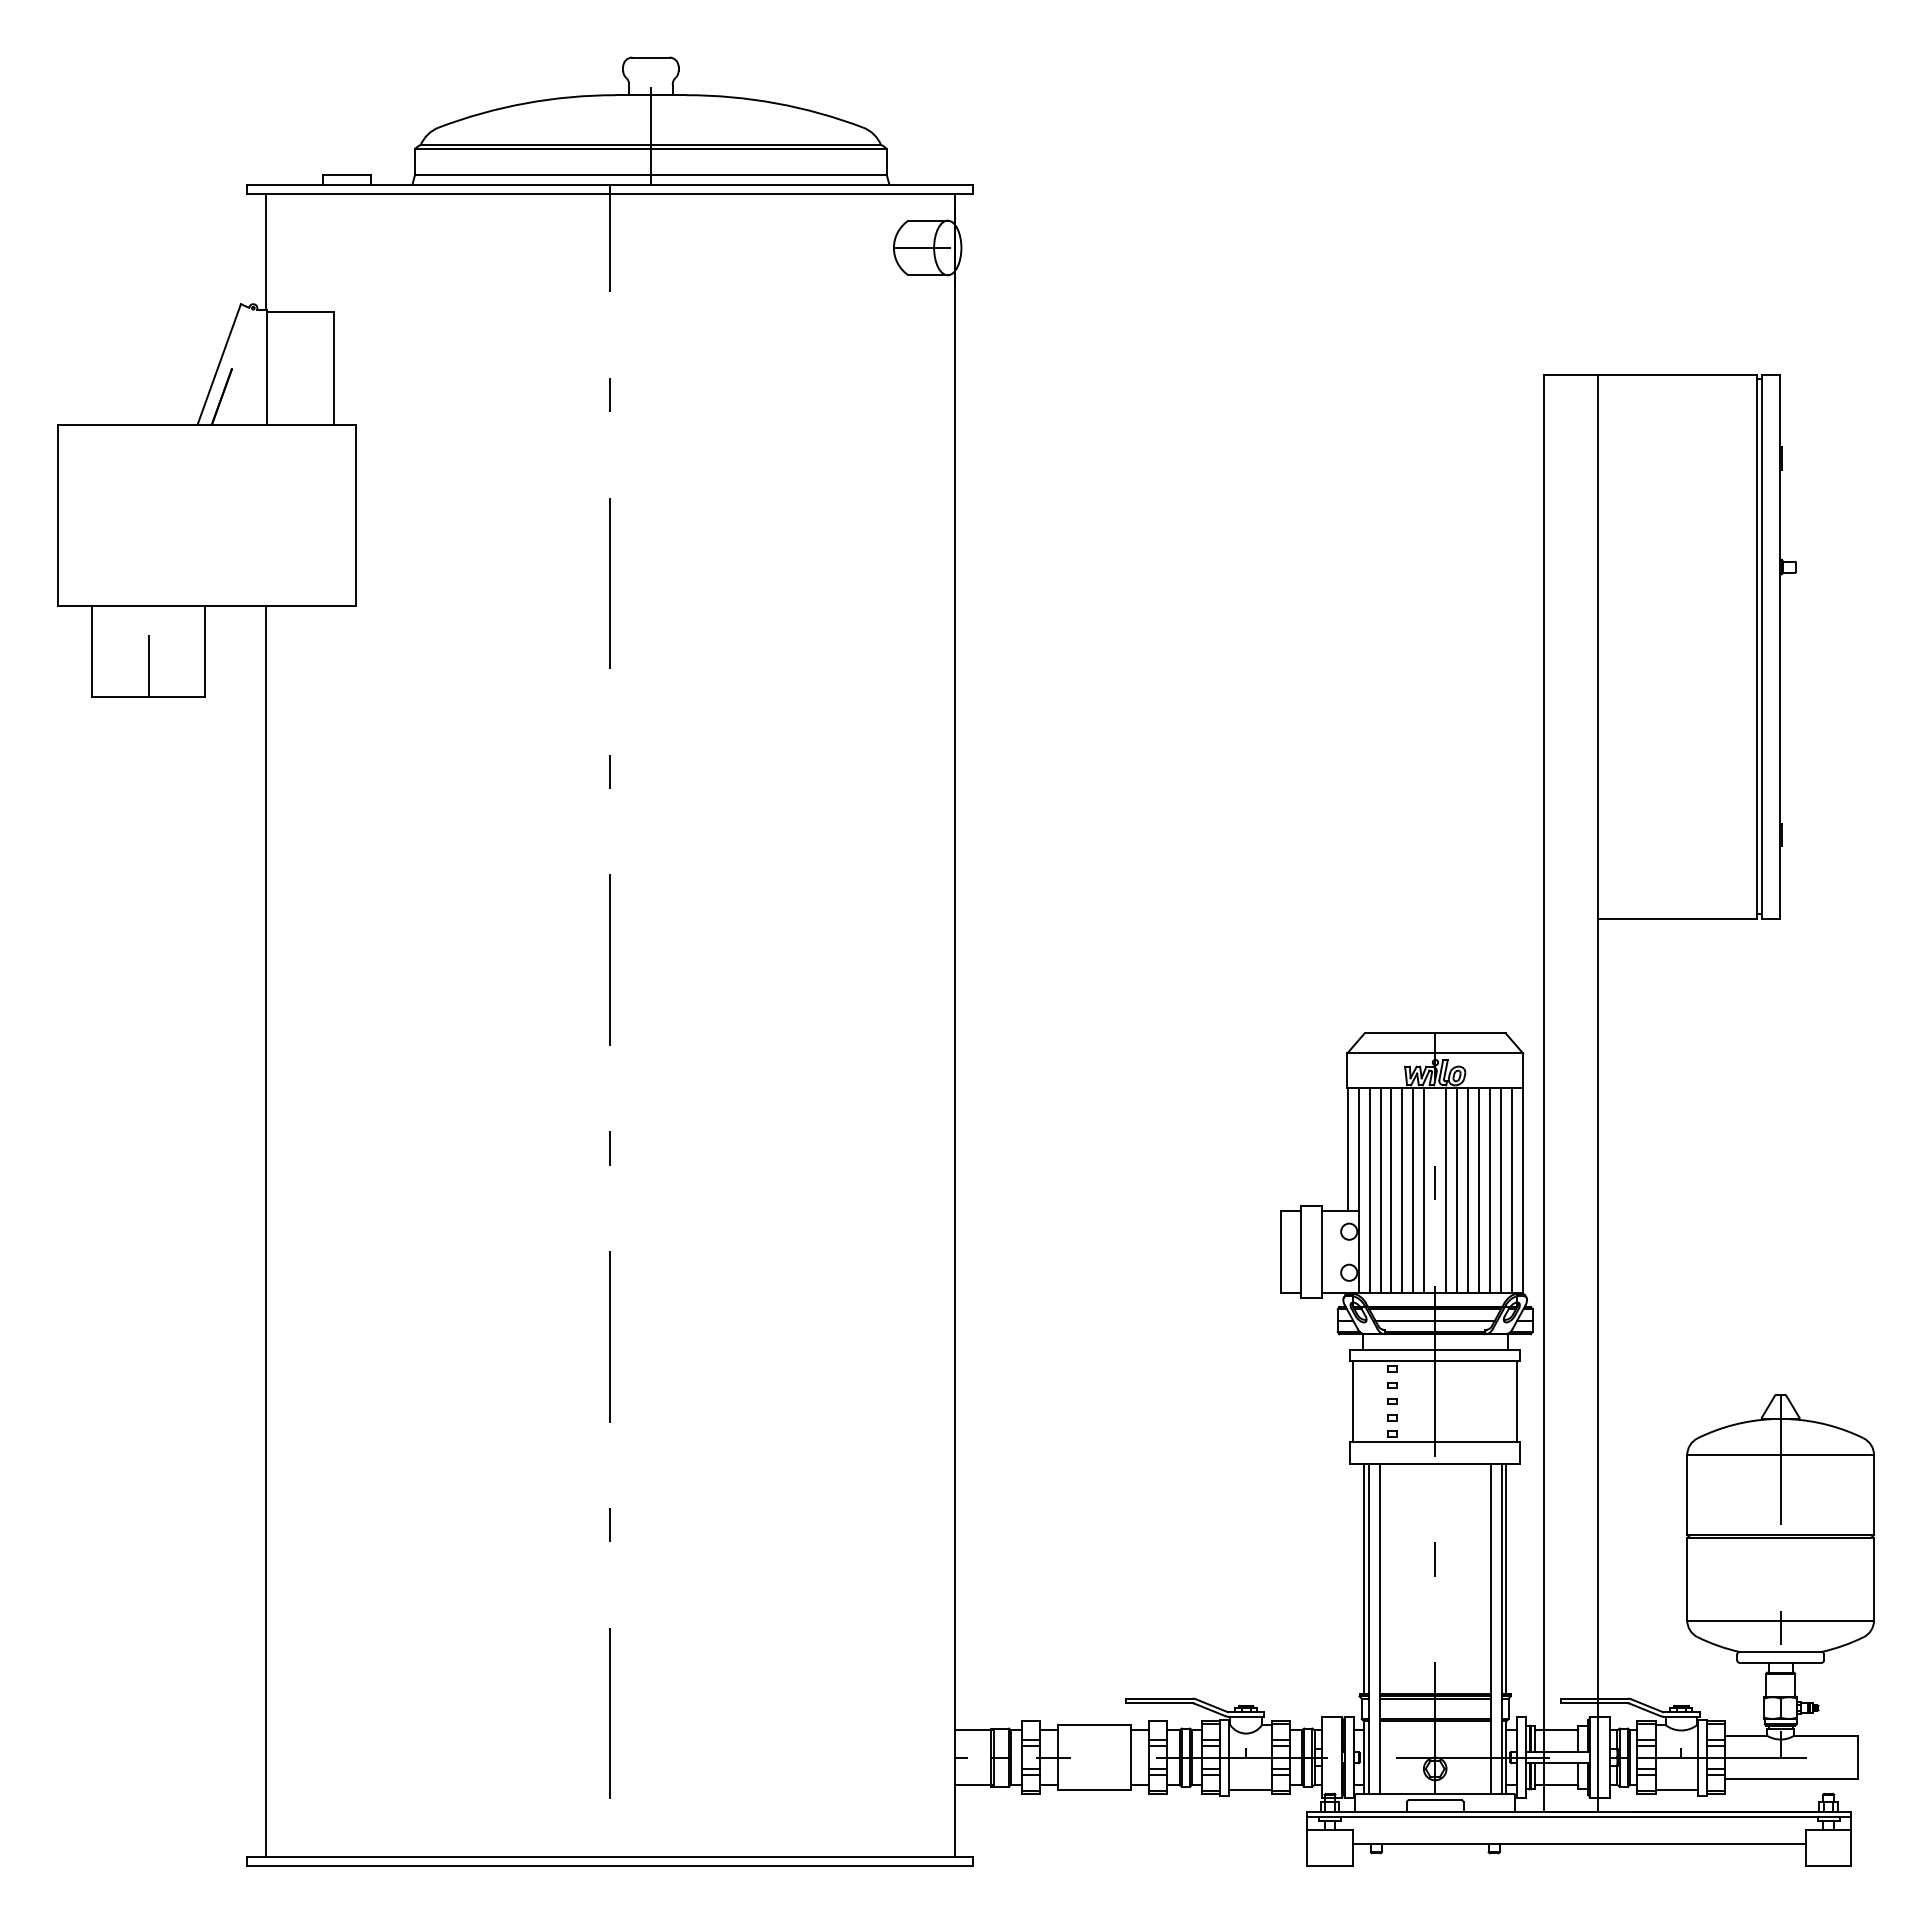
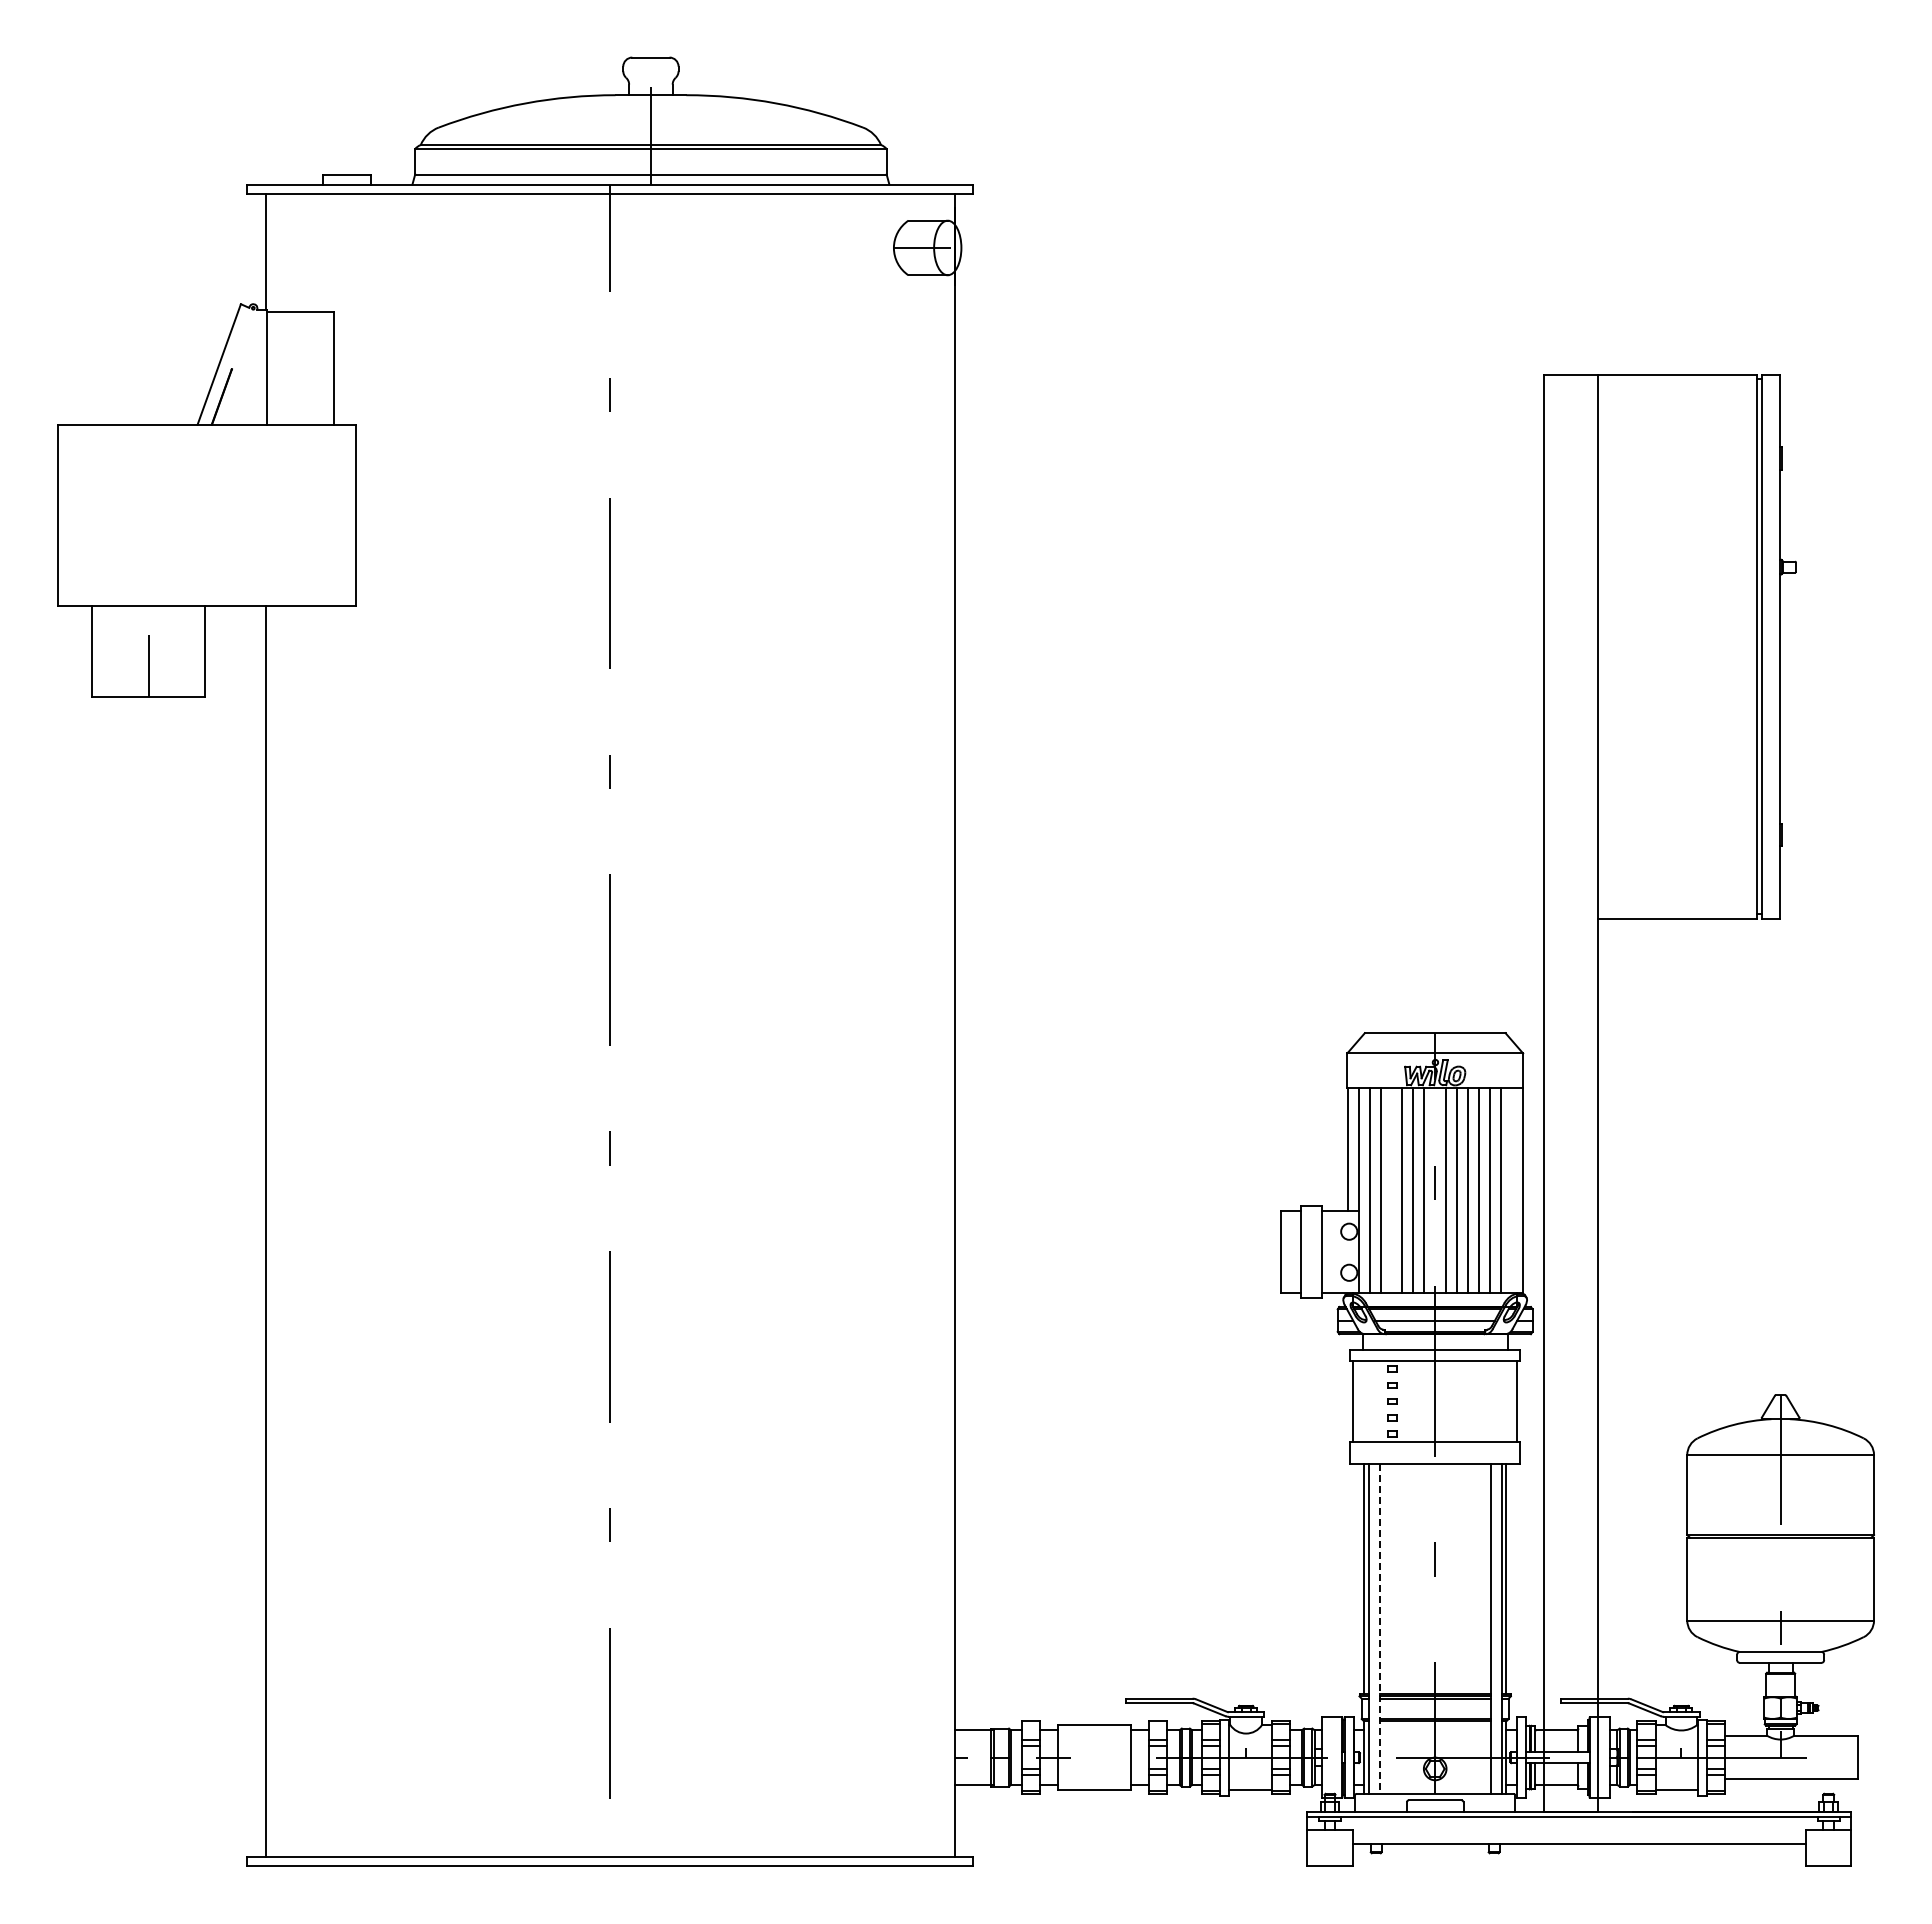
line: present -> none (1391, 1190)
line: present -> none (1511, 1190)
line: solid -> dashed (1379, 1629)
